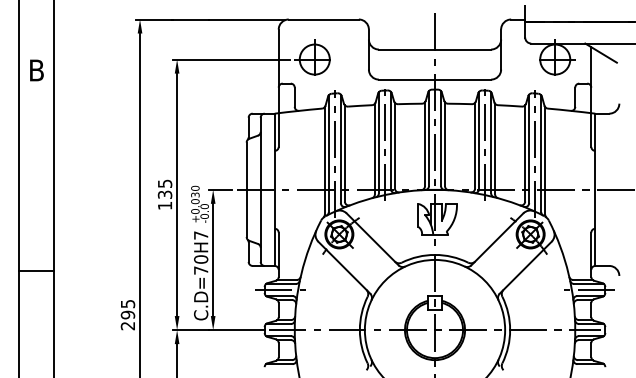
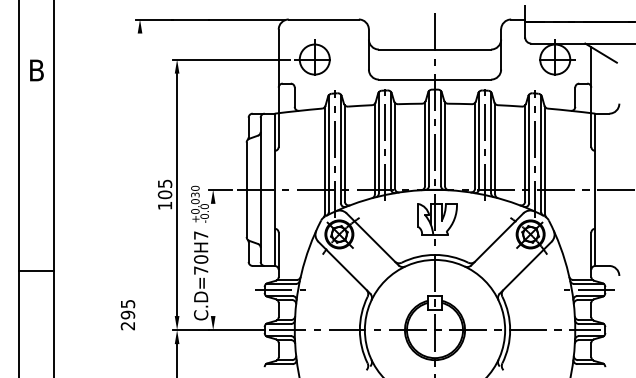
text: 135 -> 105 (165, 194)
line: present -> none (140, 203)
line: present -> none (213, 259)
